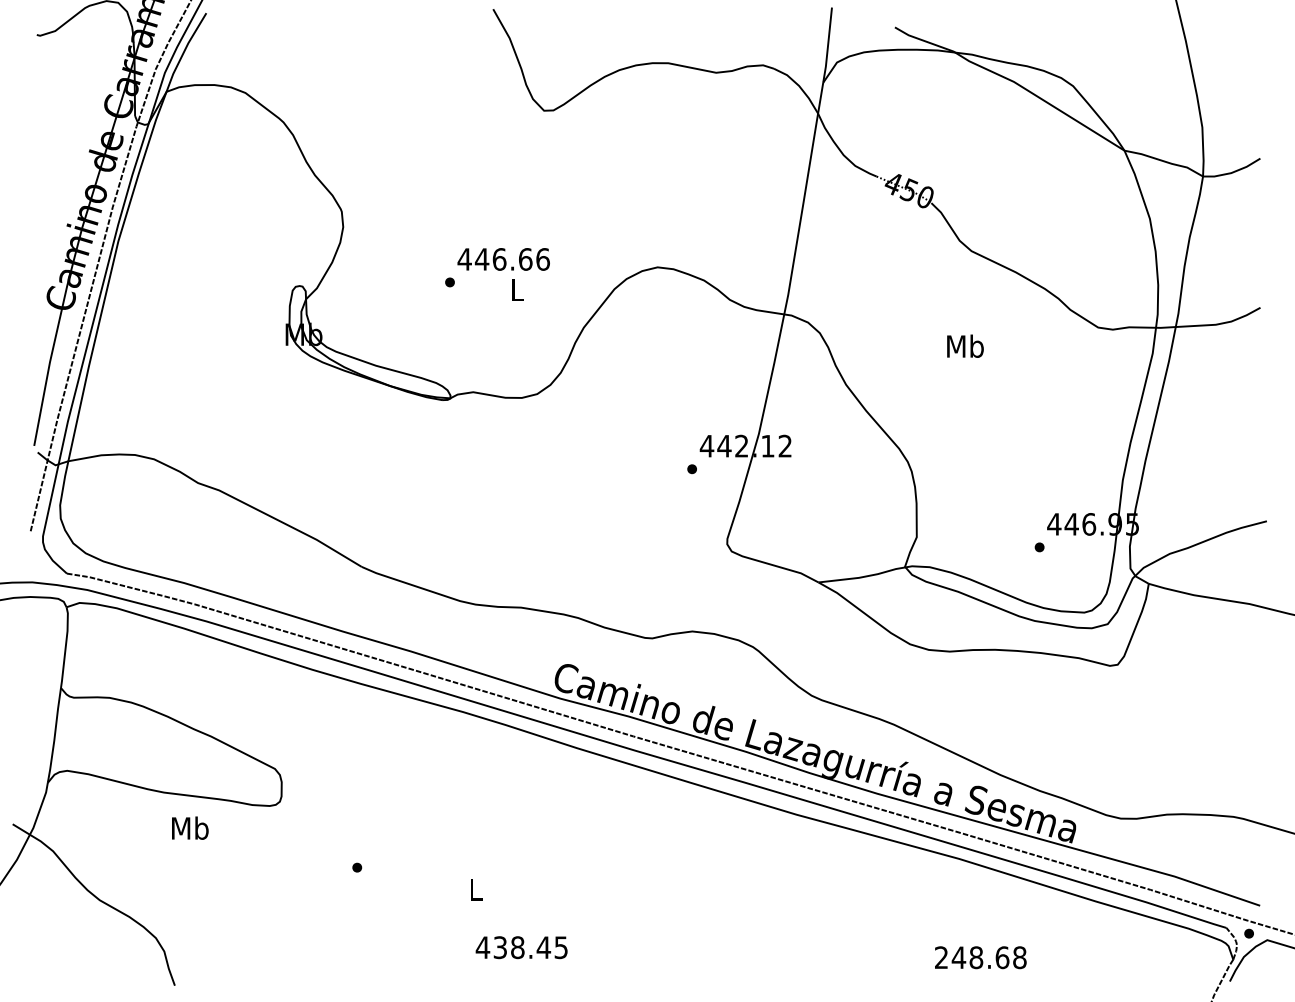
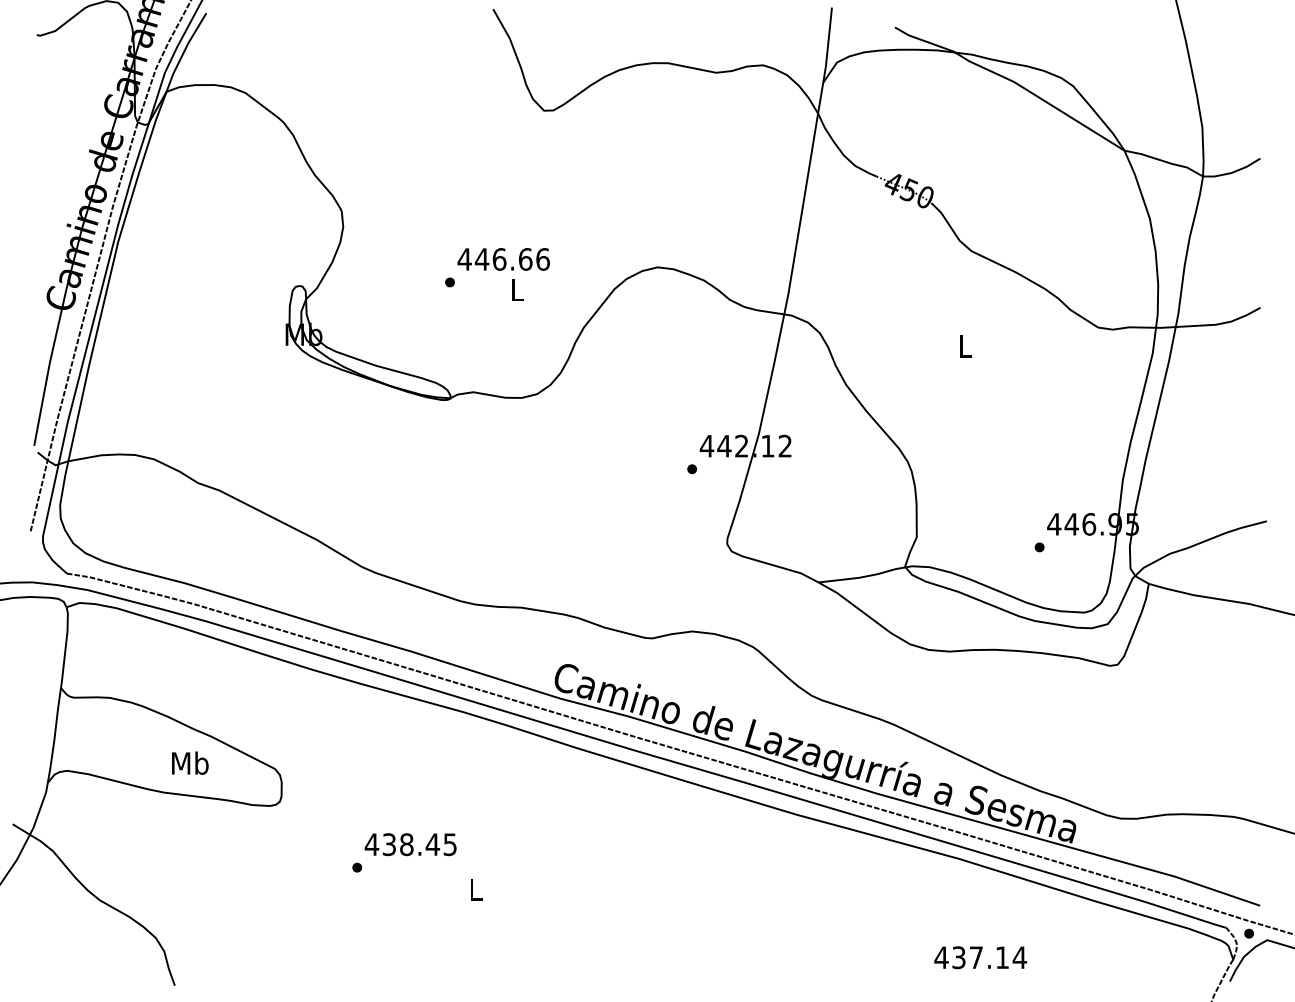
text: Mb -> L (965, 345)
text position: (190, 827) -> (190, 762) (190, 762)
text position: (521, 947) -> (410, 844) (410, 844)
text: 248.68 -> 437.14 (980, 957)
